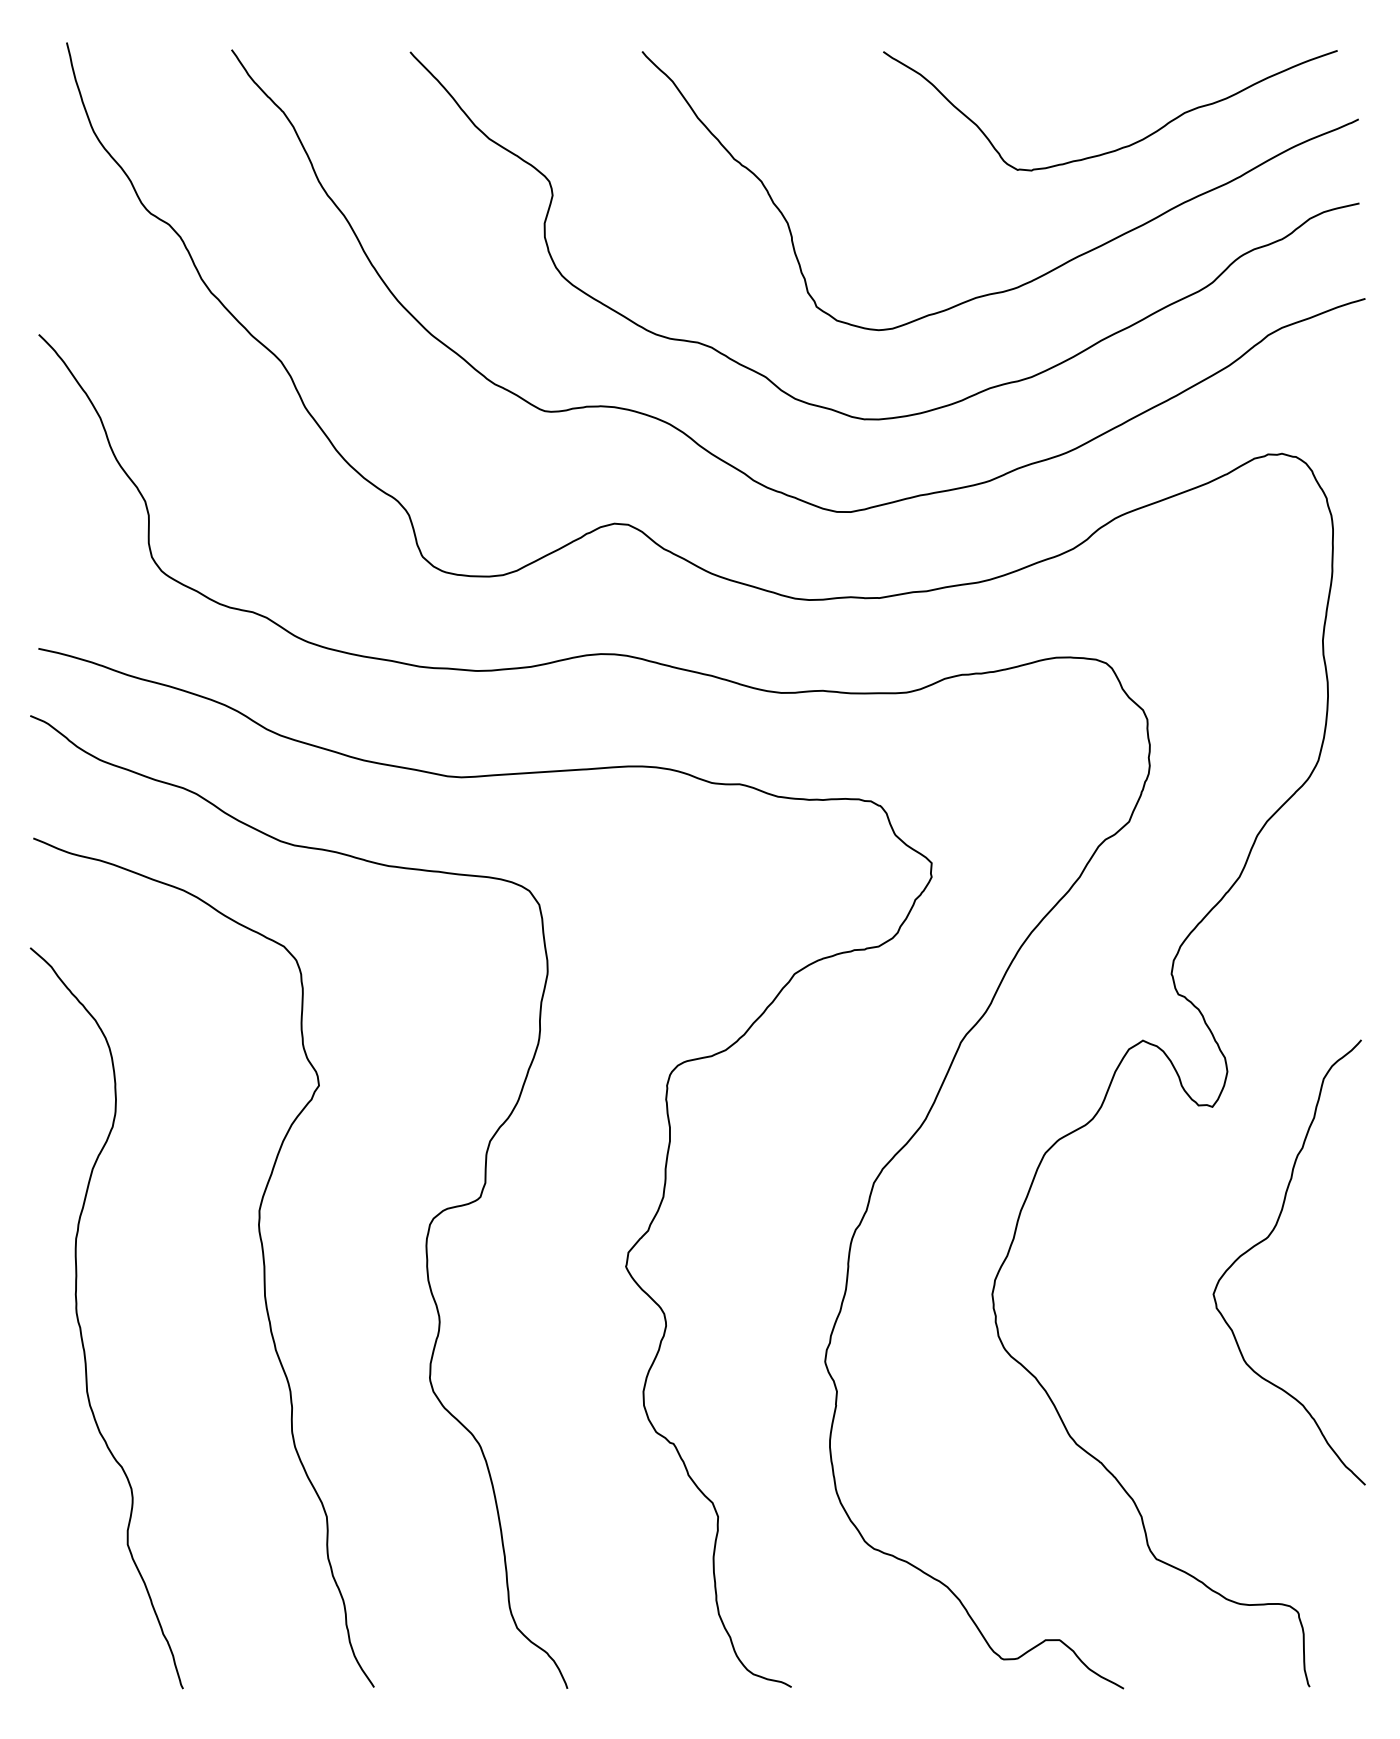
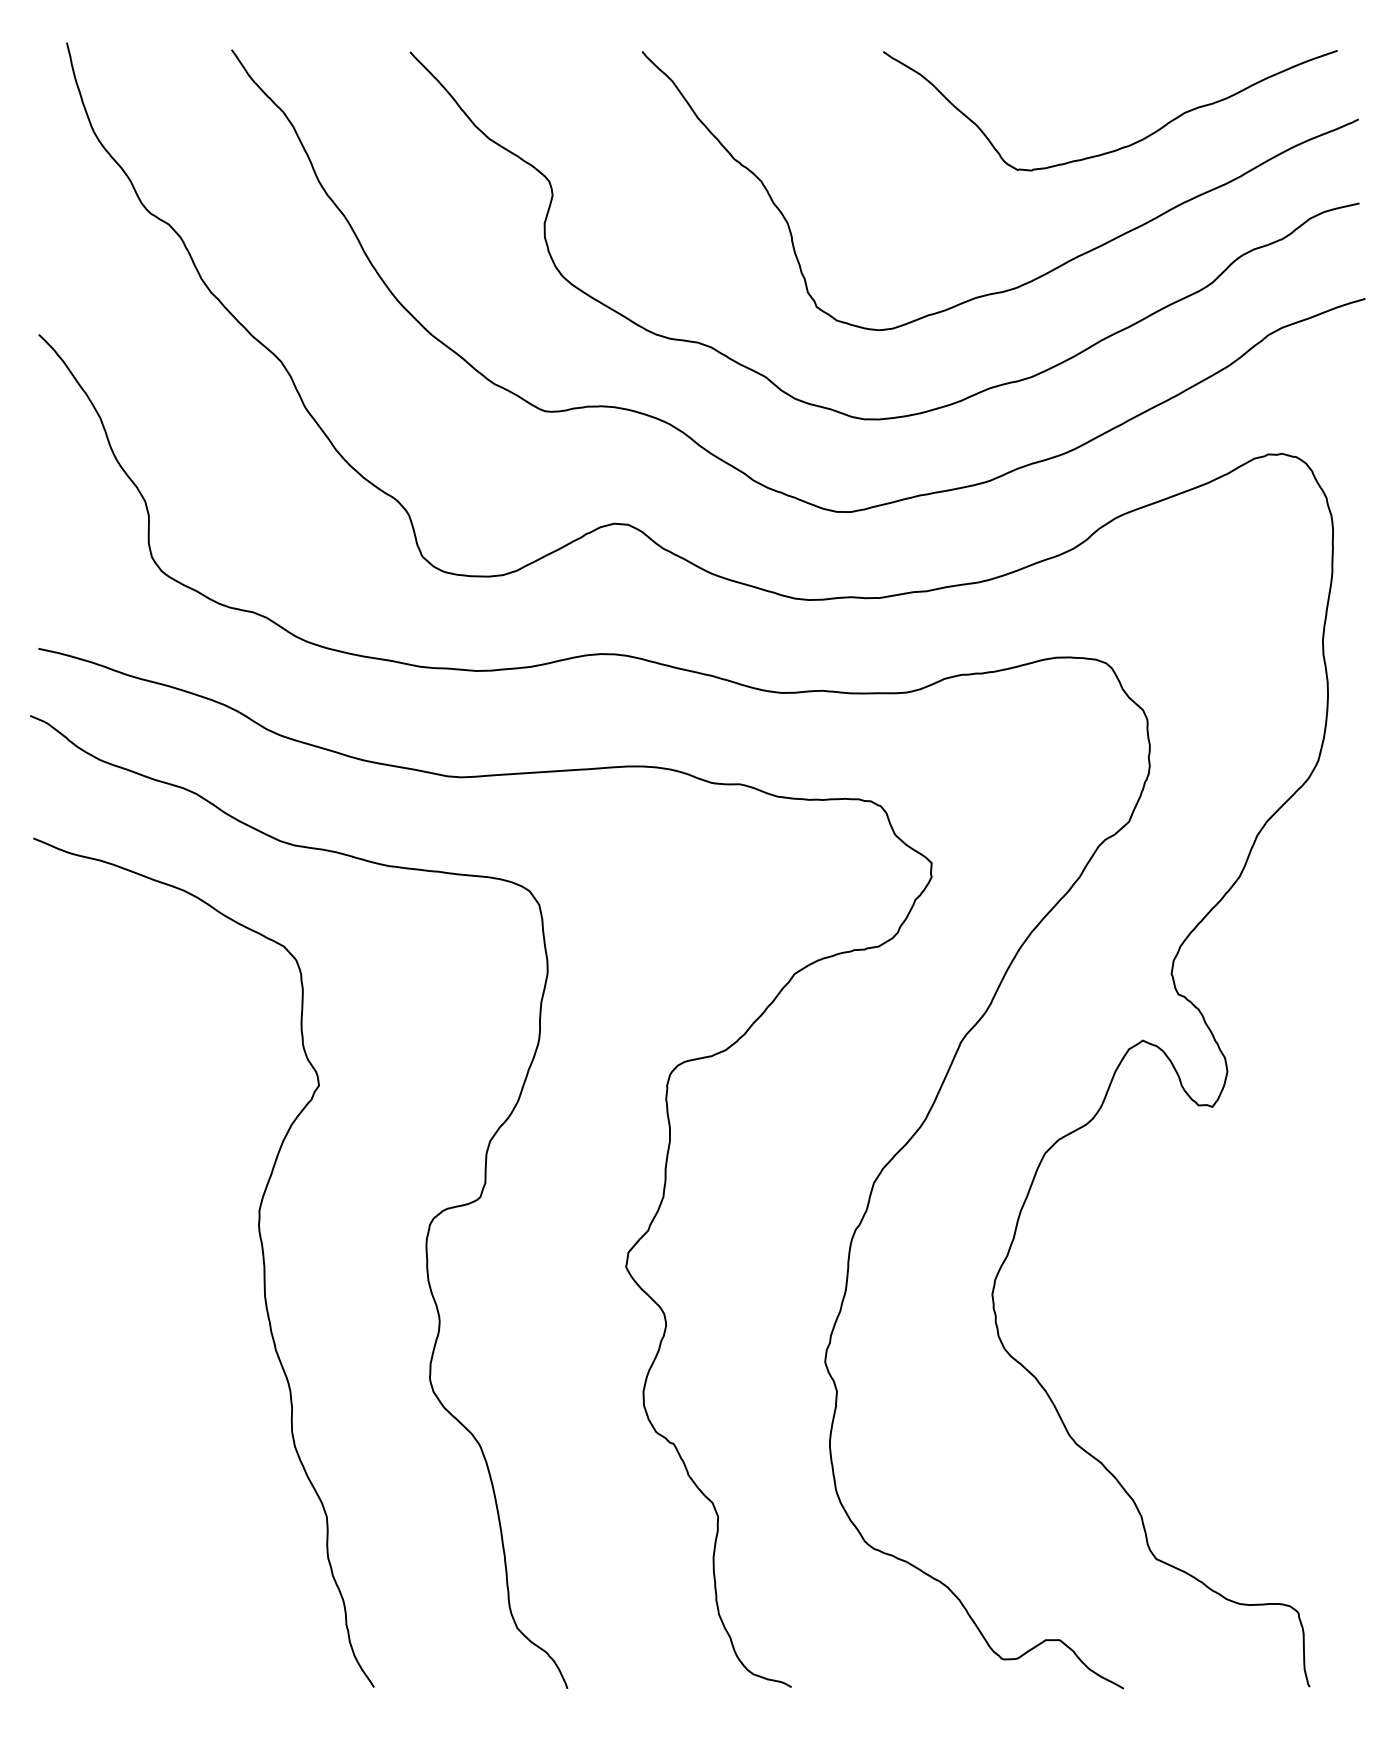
curve: present -> none (1266, 1239)
curve: present -> none (81, 1327)
